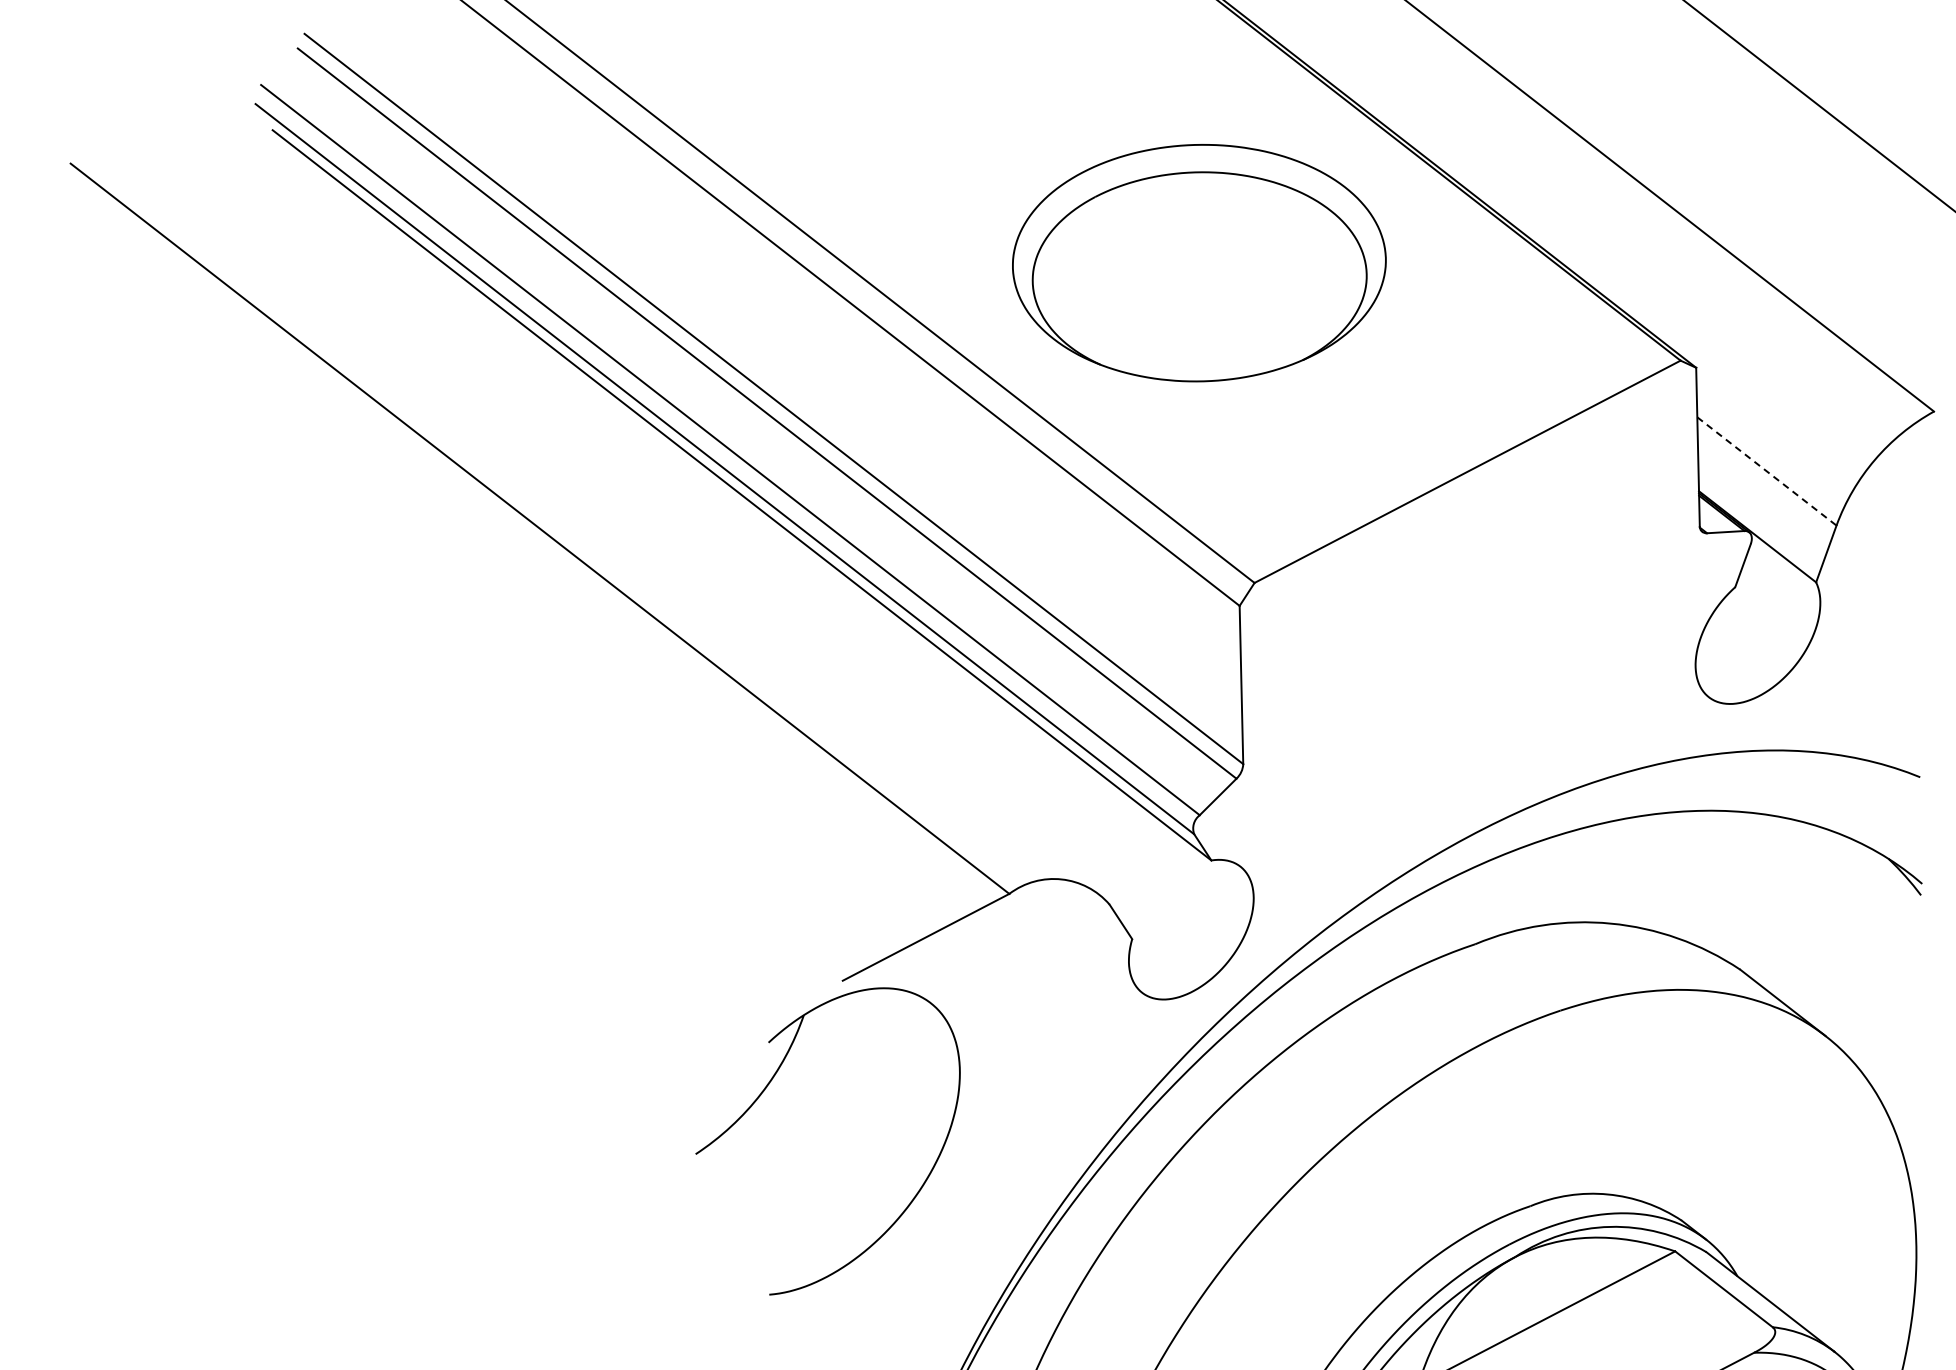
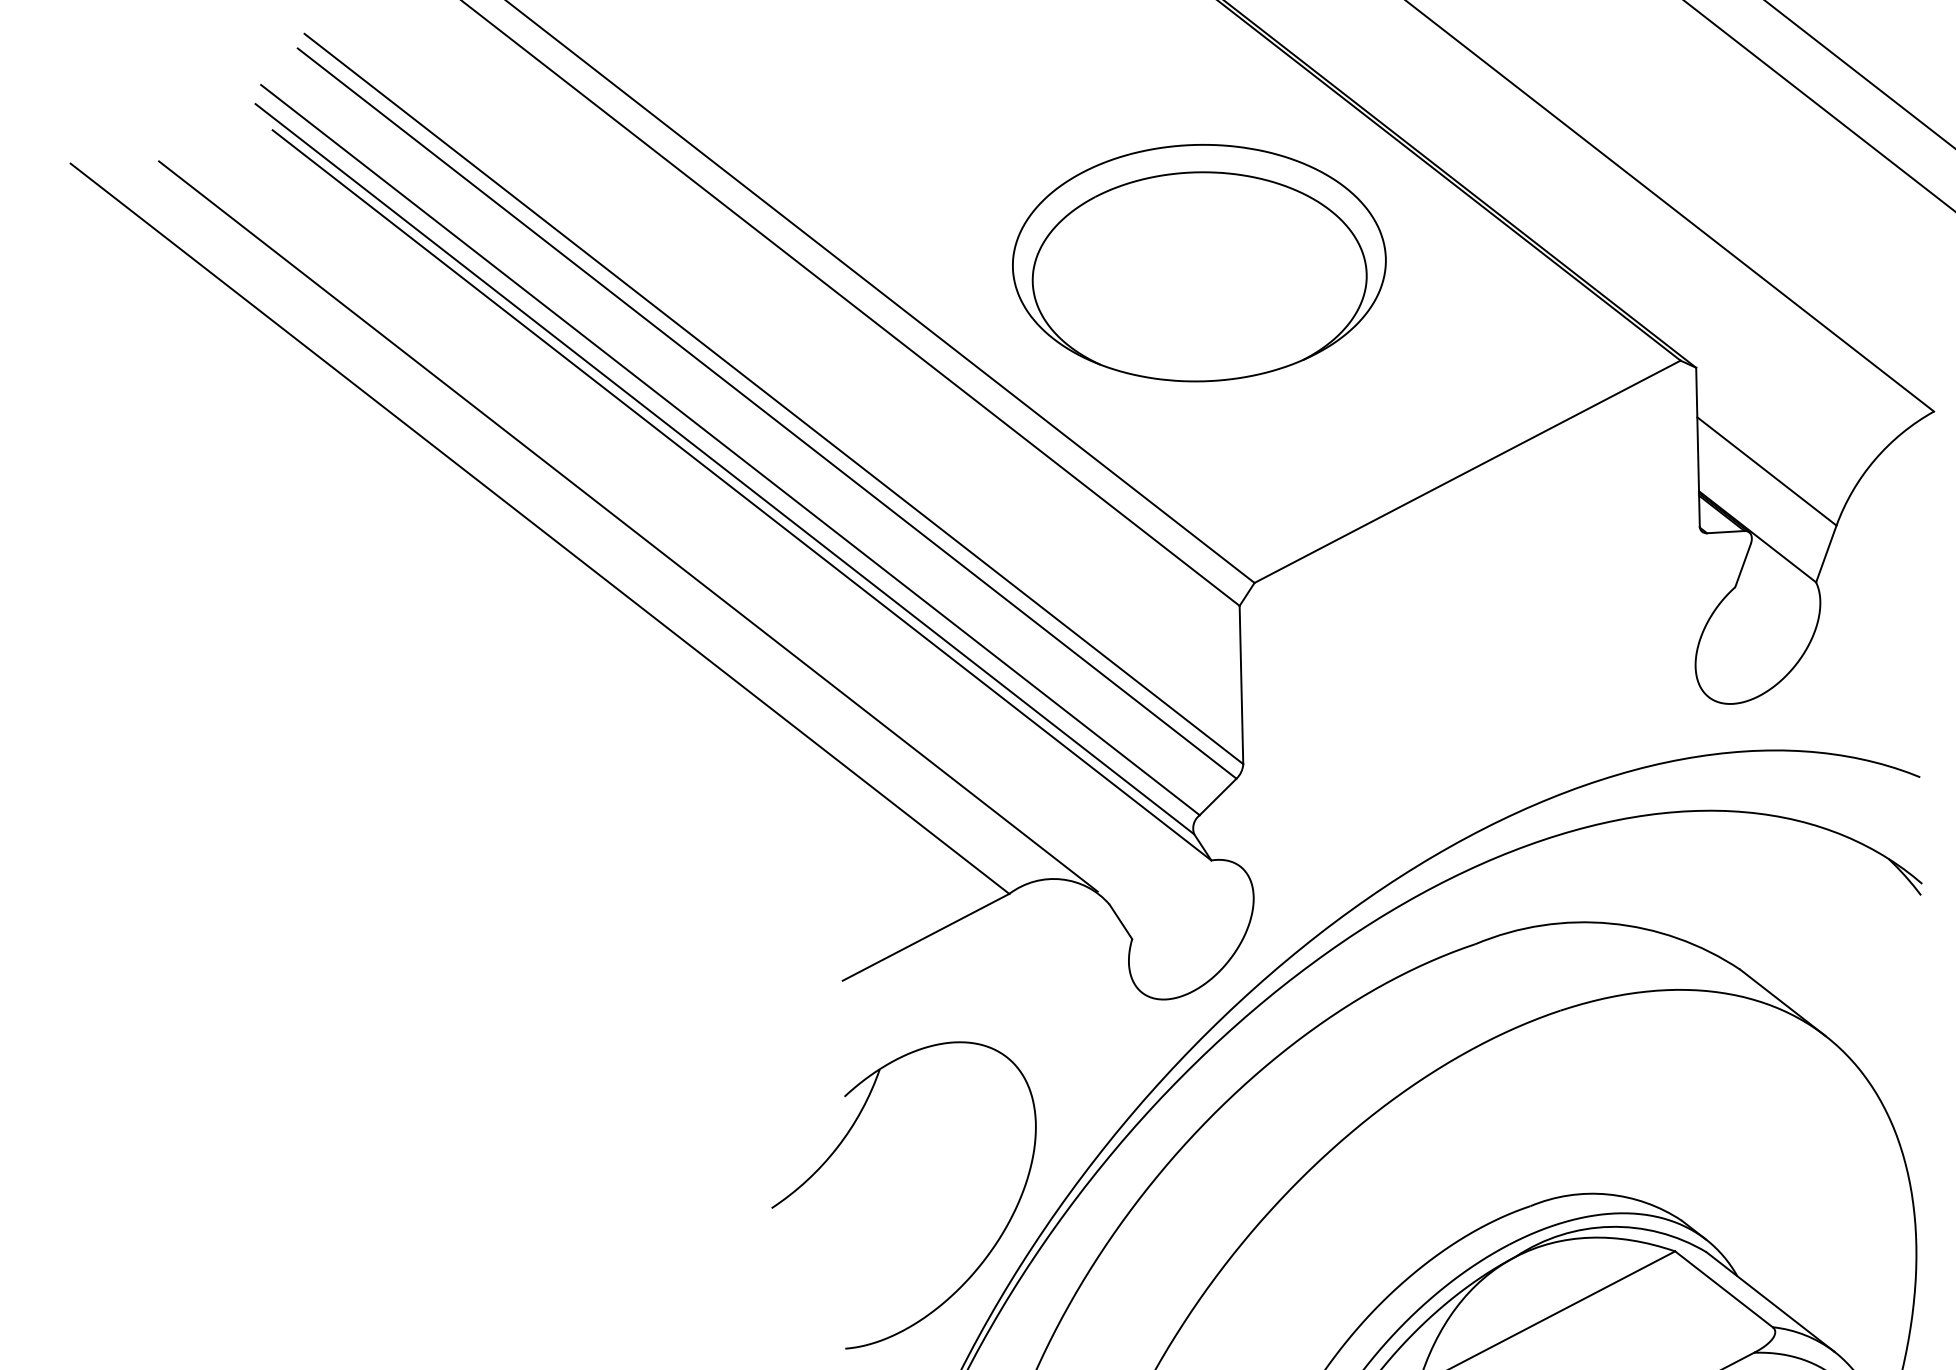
line: none -> present (1859, 74)
line: dashed -> solid (1767, 471)
line: none -> present (628, 526)
part position: (764, 1091) -> (840, 1145) (840, 1145)
